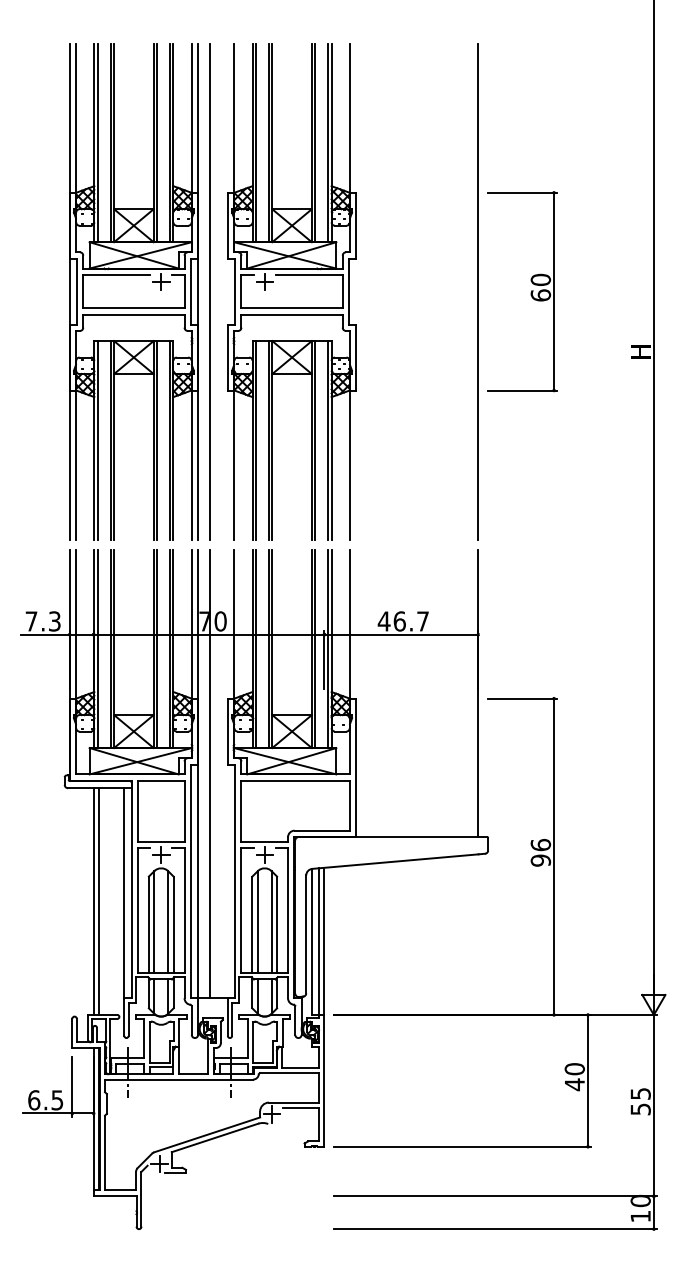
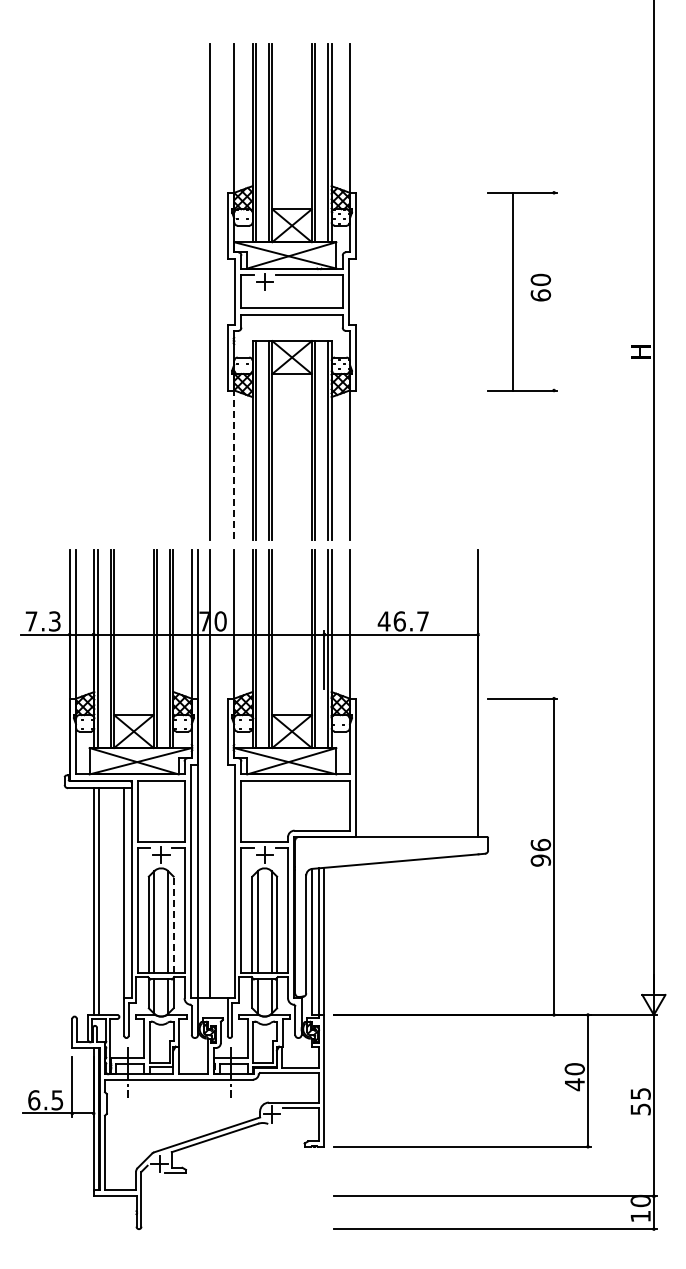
part: present -> none (133, 291)
line: present -> none (478, 291)
line position: (554, 291) -> (513, 291) (513, 291)
line: solid -> dashed (234, 464)
line: solid -> dashed (173, 924)
